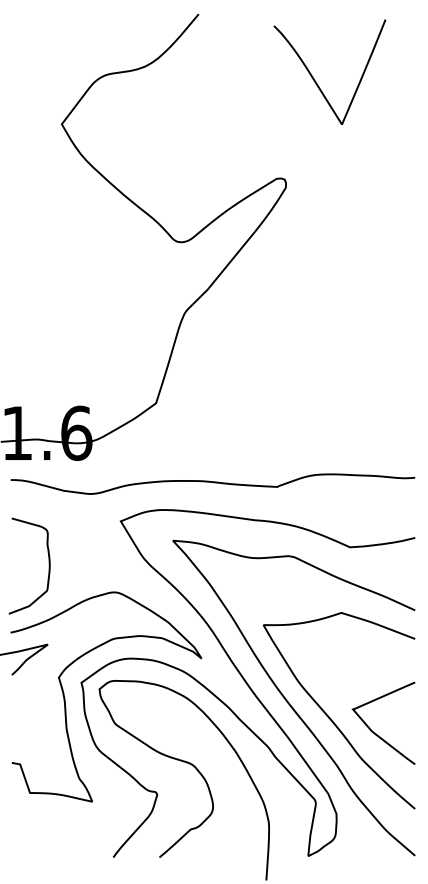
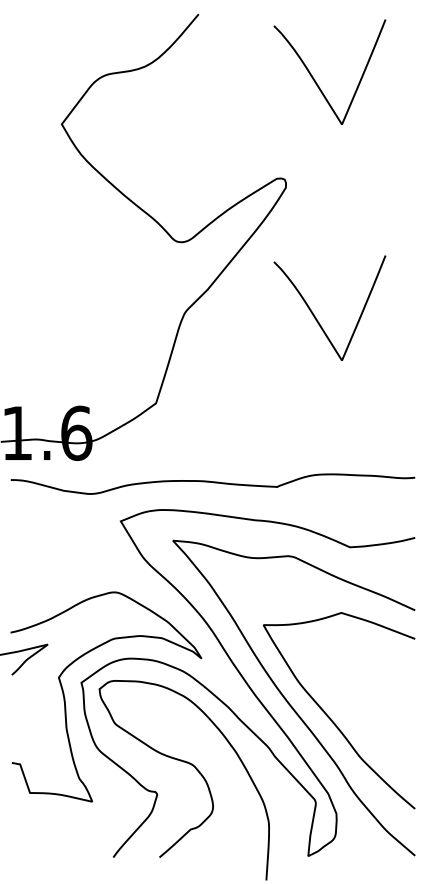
curve: none -> present (316, 317)
curve: present -> none (48, 565)
curve: present -> none (375, 732)
